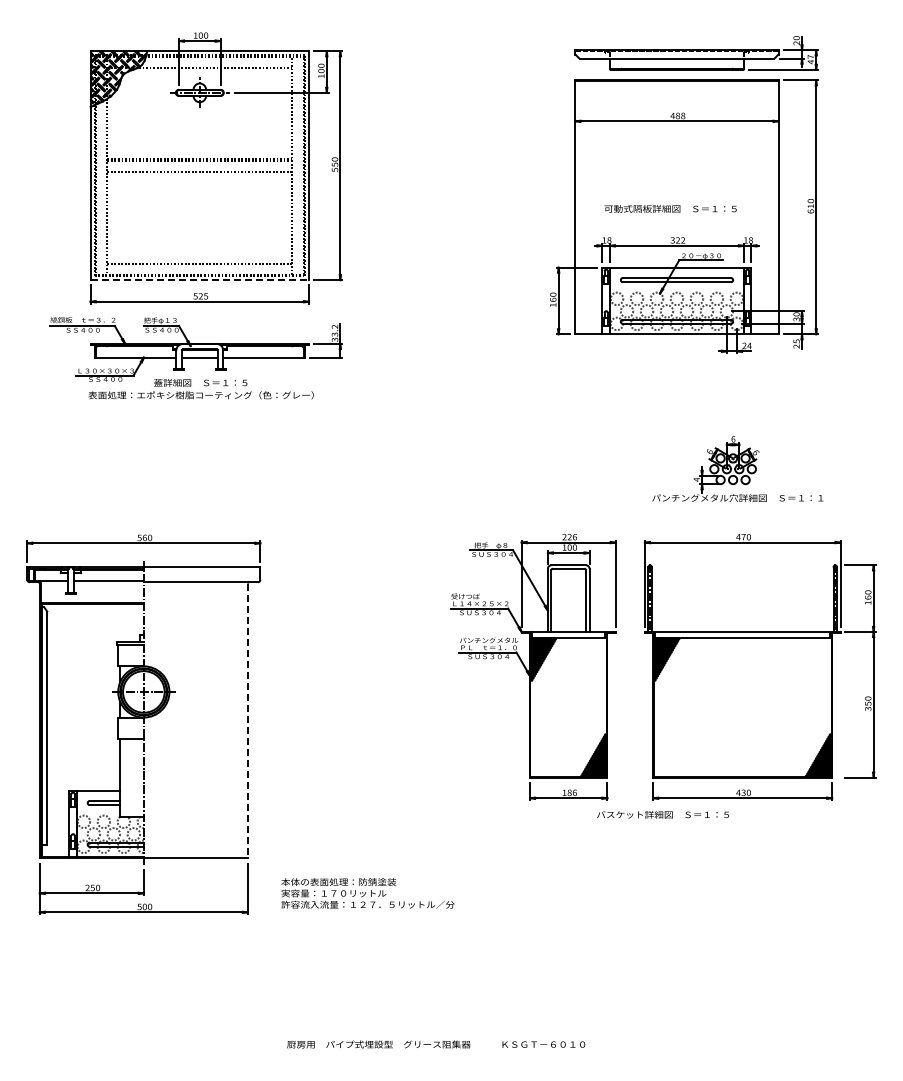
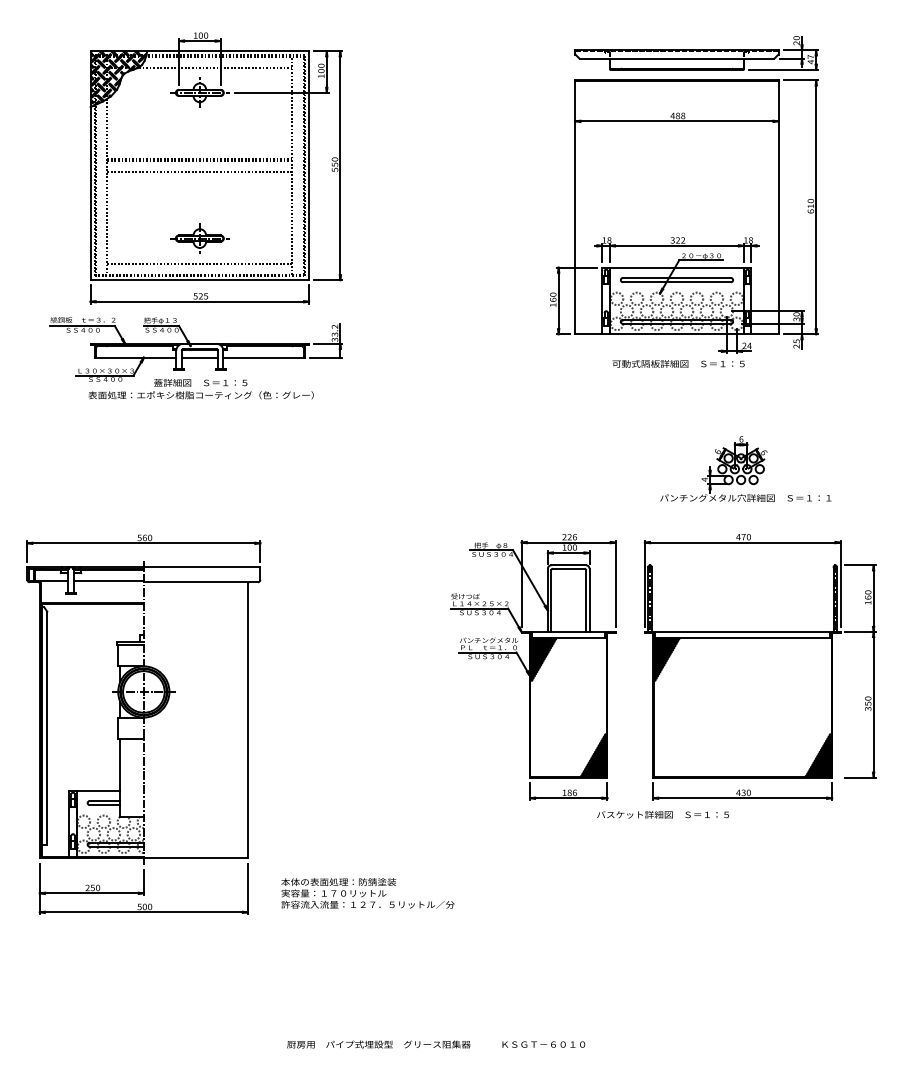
text position: (670, 208) -> (678, 363) (678, 363)
part: none -> present (199, 238)
line: dashed -> solid (200, 280)
part position: (737, 468) -> (745, 468) (745, 468)
line: dashed -> solid (247, 721)
